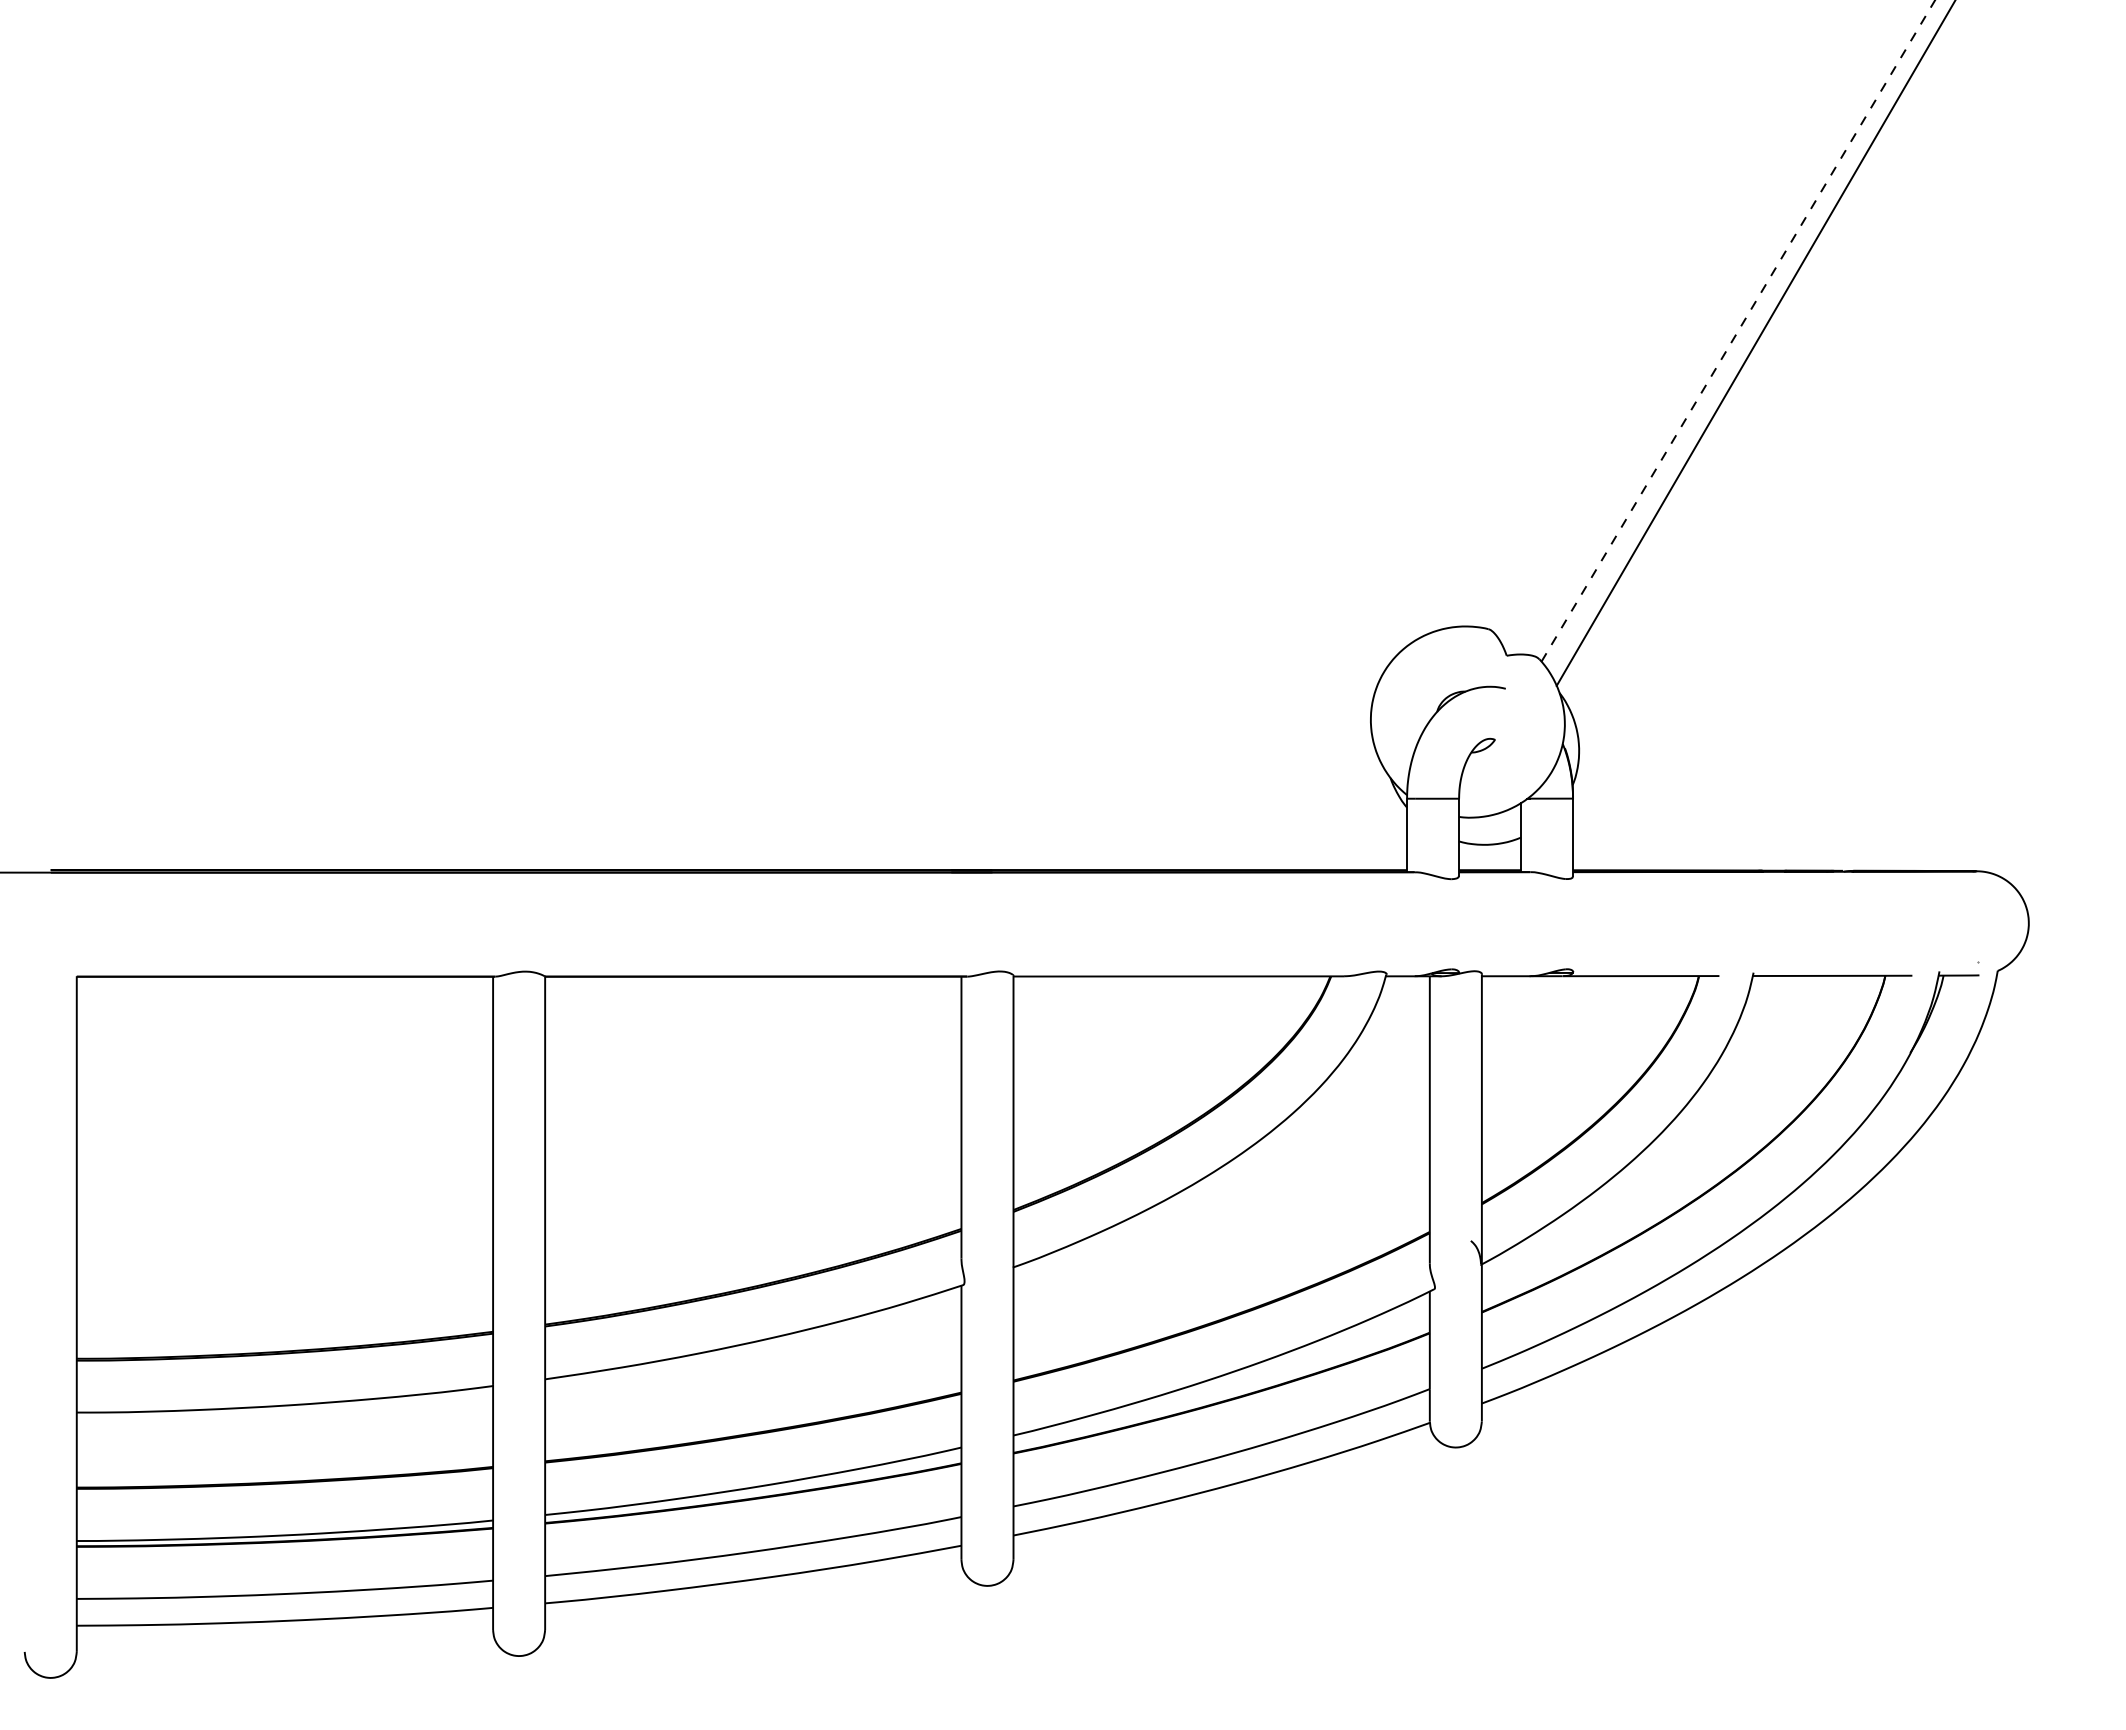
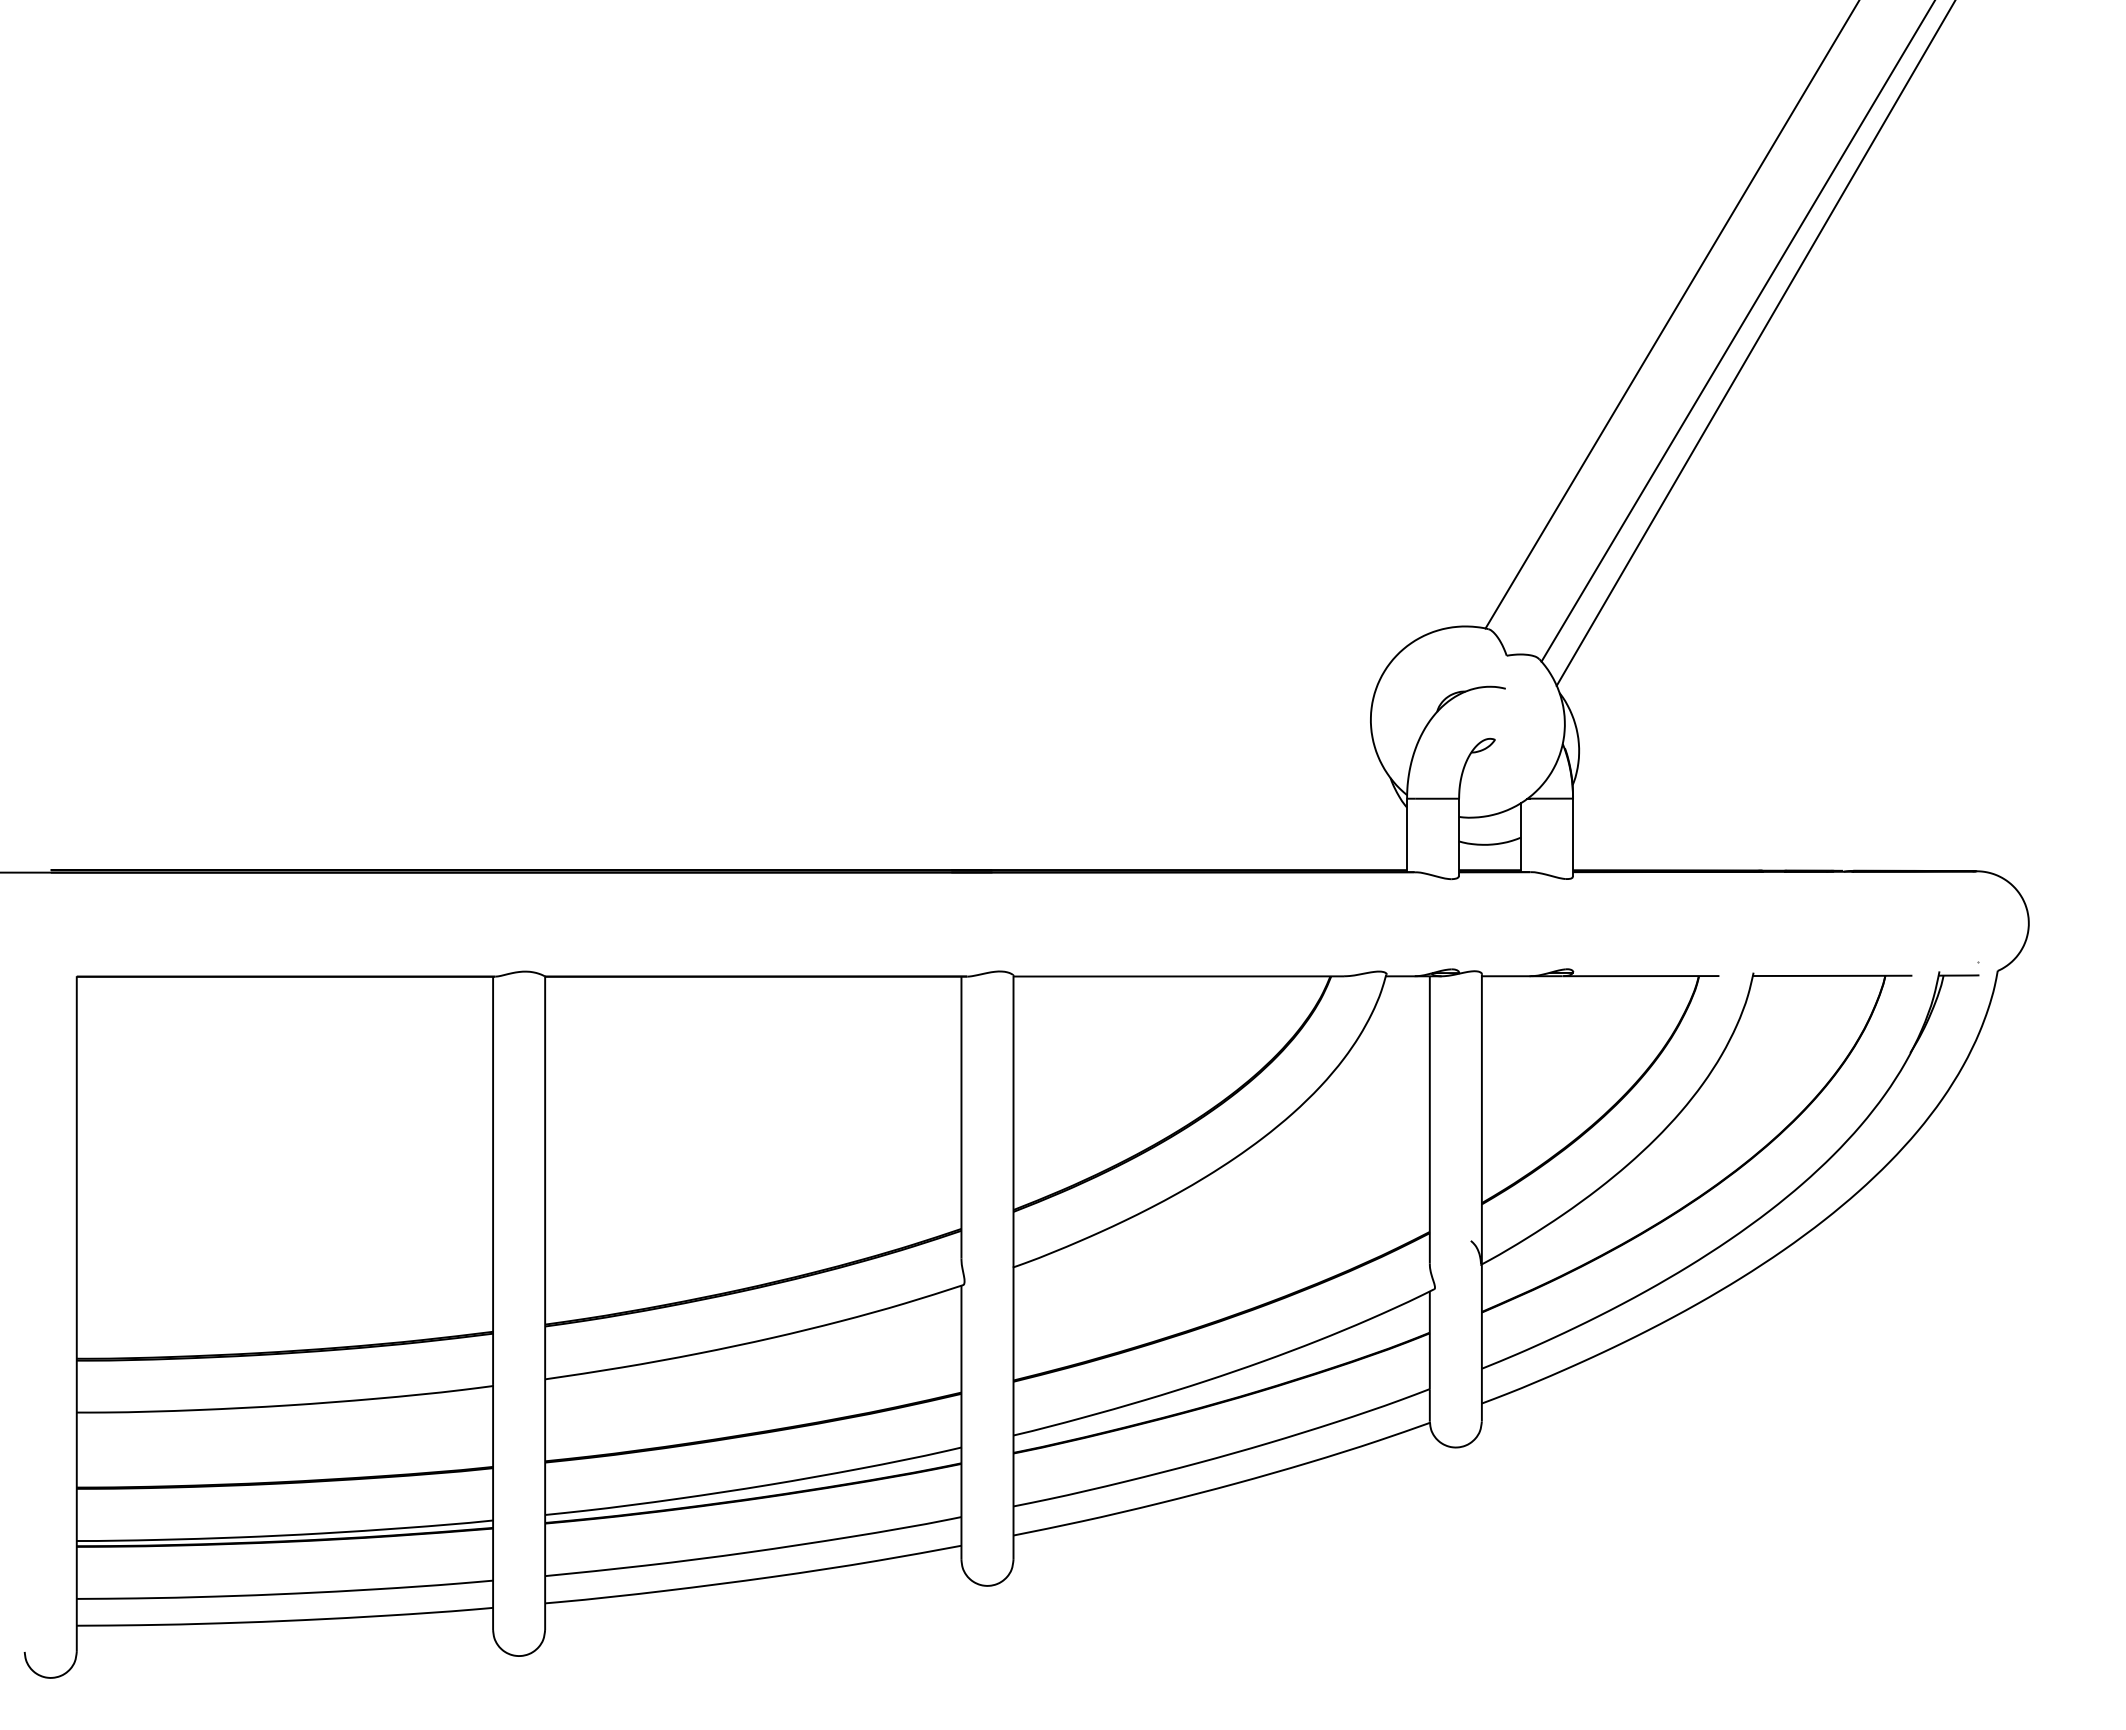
line: none -> present (1671, 315)
line: dashed -> solid (1738, 330)
